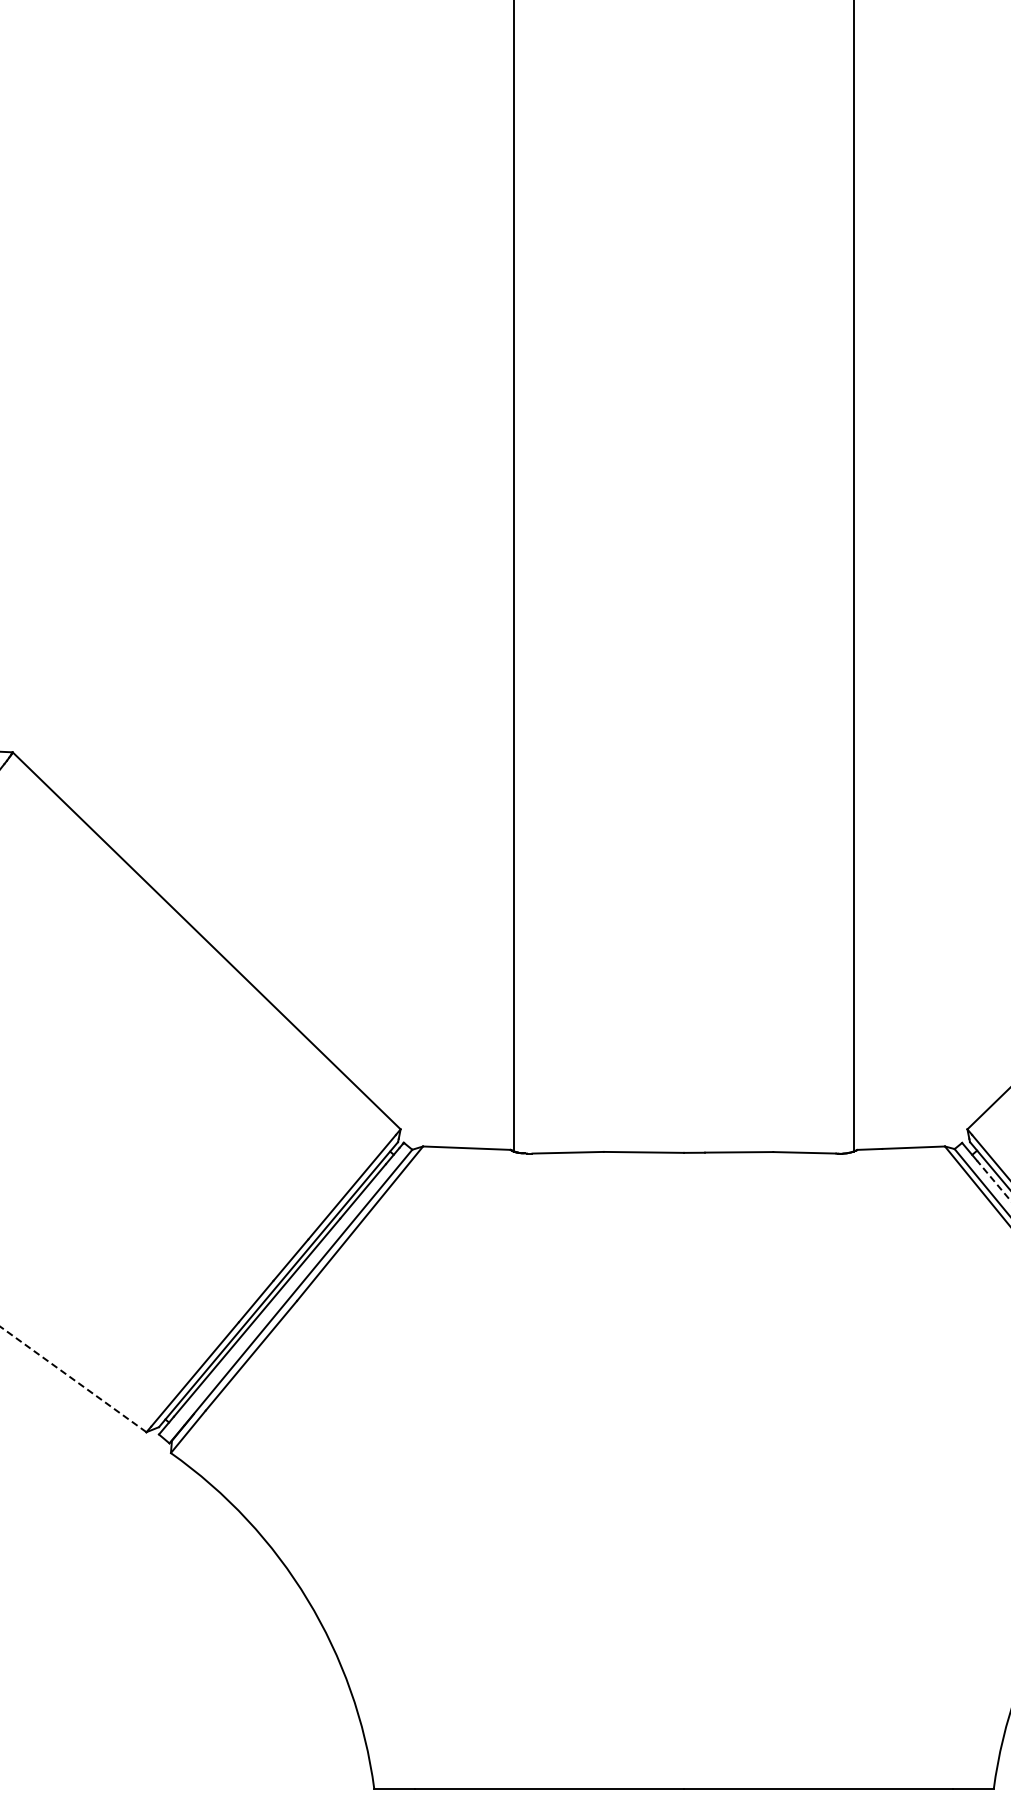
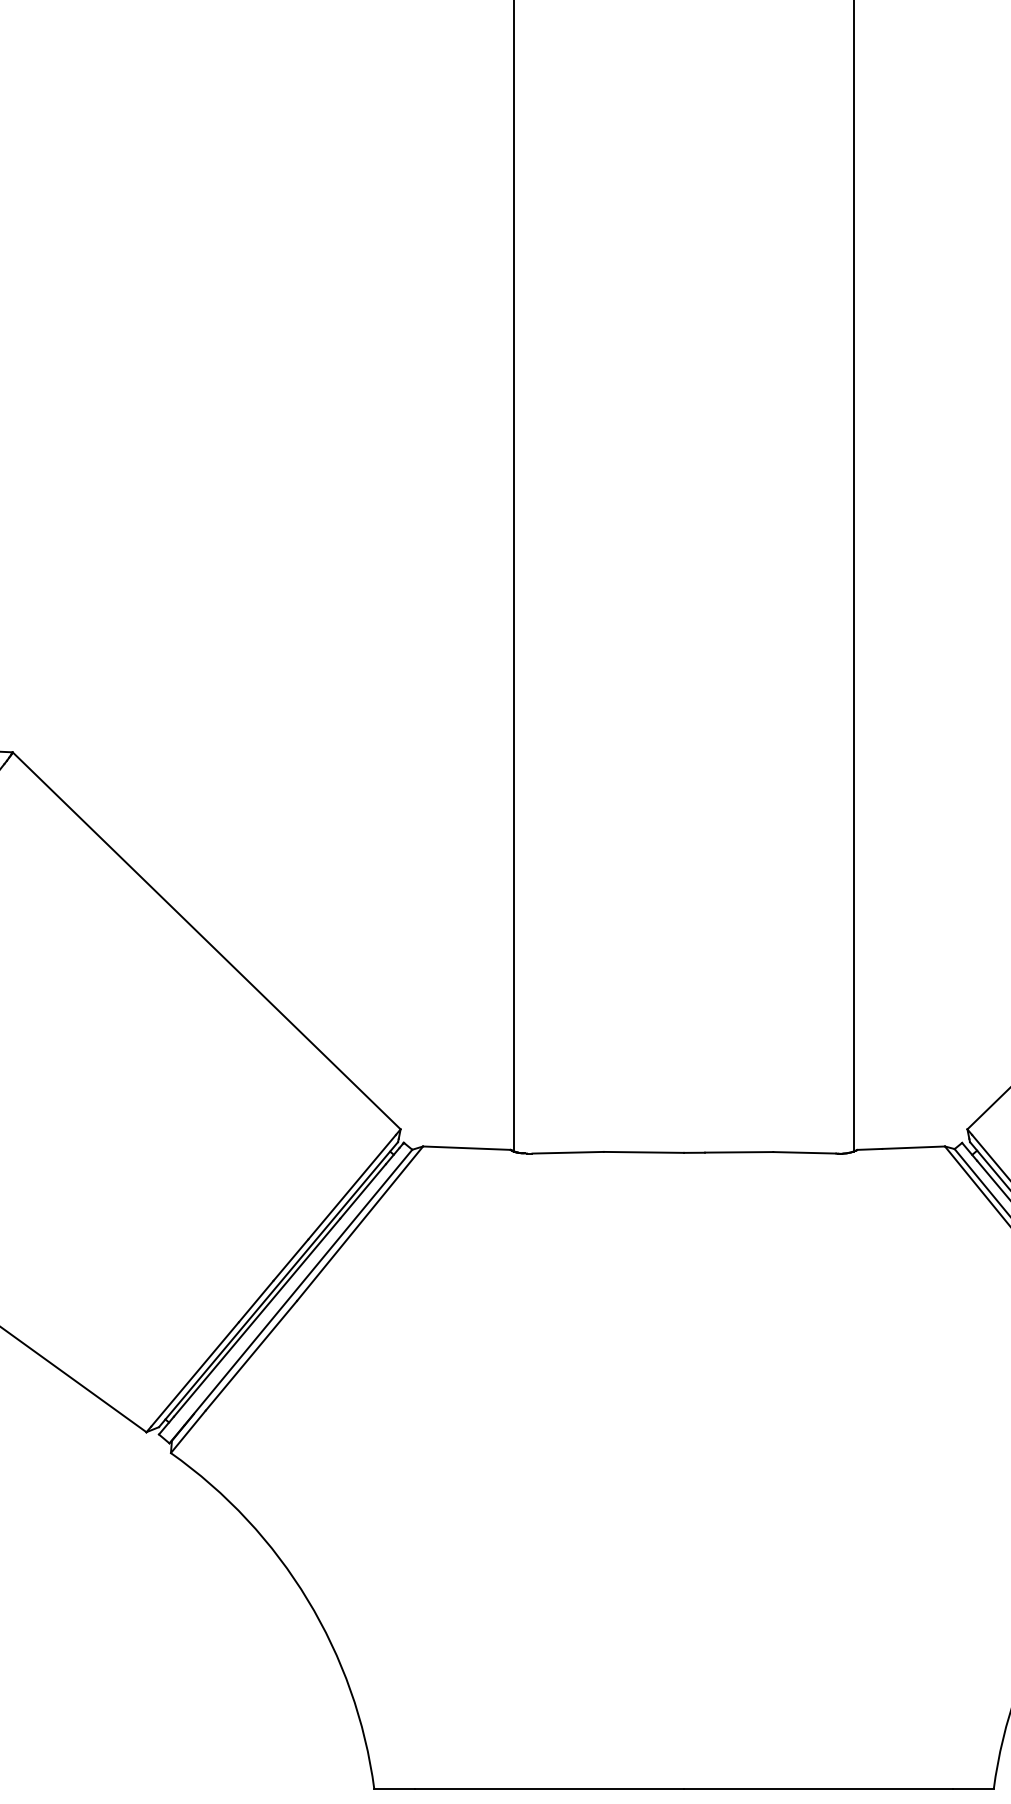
line: dashed -> solid (993, 1180)
line: dashed -> solid (73, 1379)
